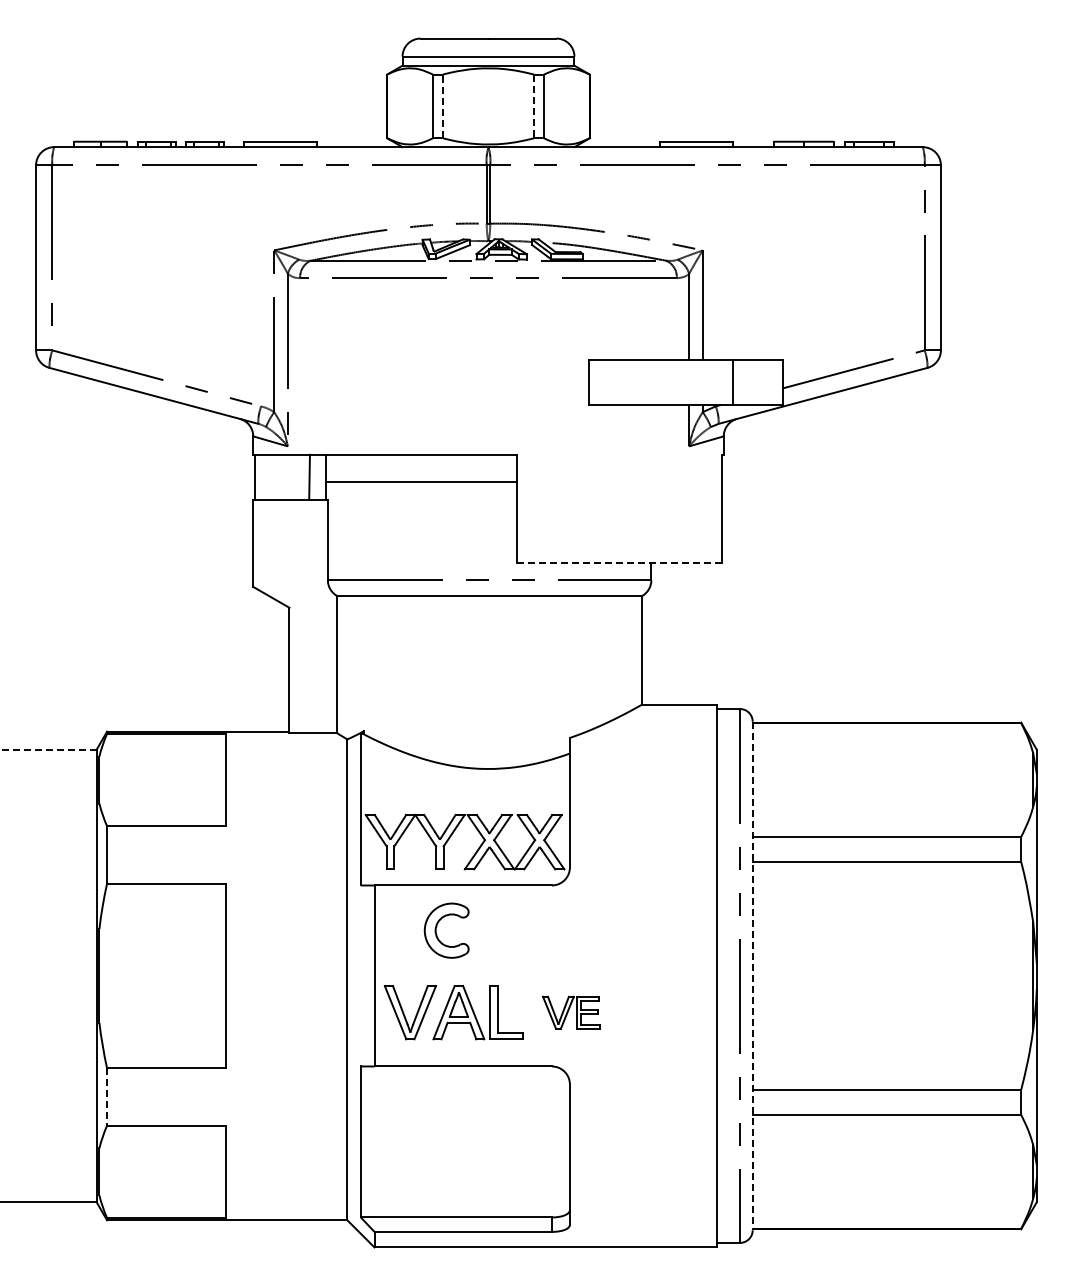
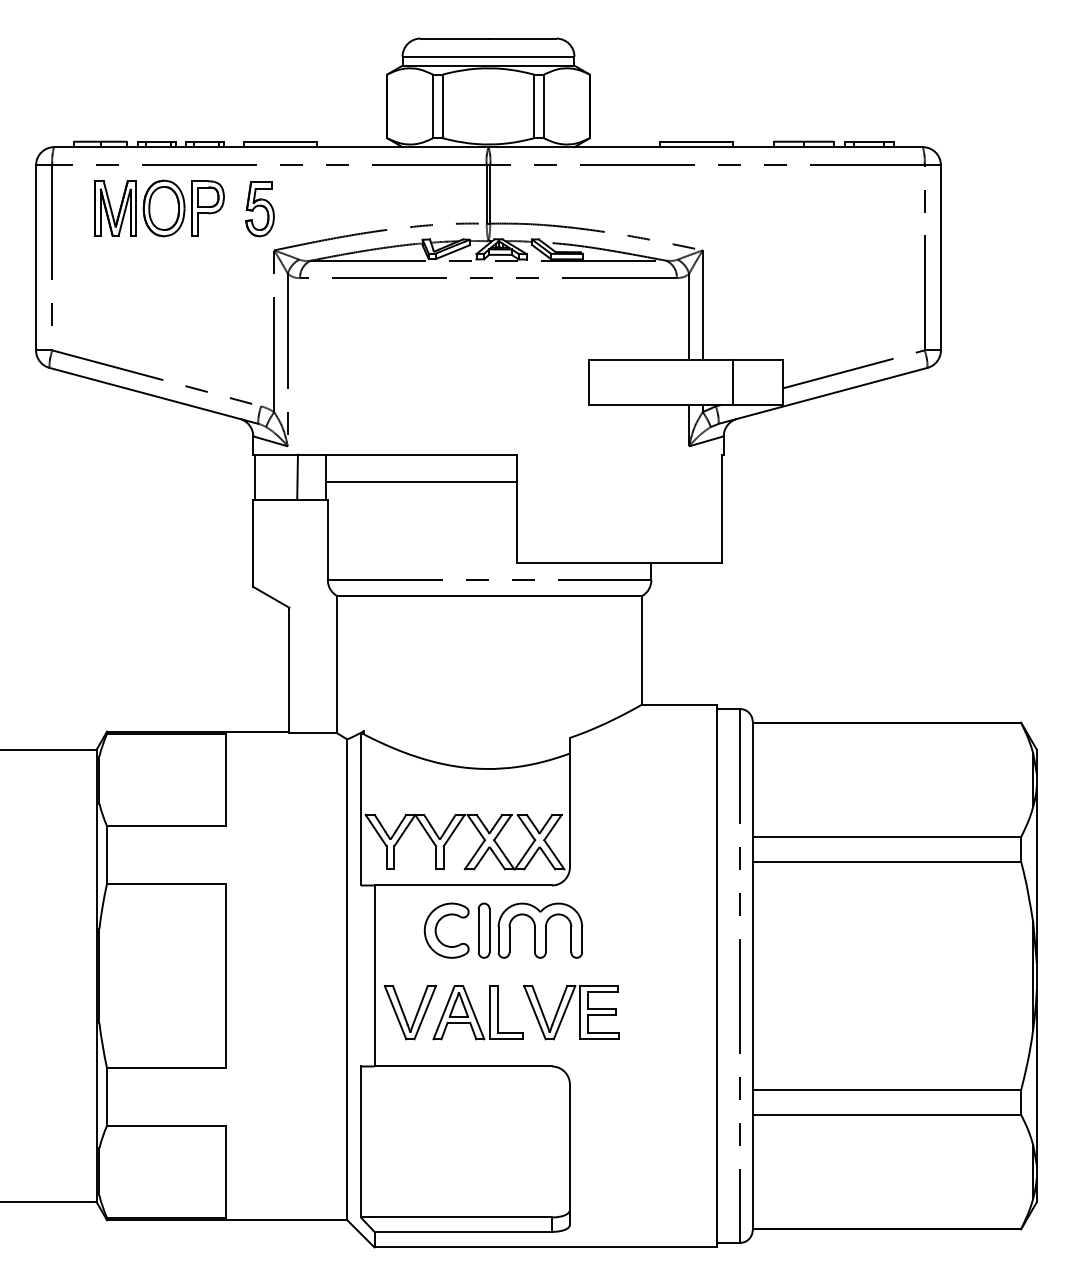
line: dashed -> solid (442, 106)
line: dashed -> solid (534, 106)
part: none -> present (159, 208)
part: none -> present (259, 209)
line position: (309, 477) -> (297, 477) (297, 477)
line: dashed -> solid (620, 563)
line: dashed -> solid (48, 749)
part: none -> present (530, 930)
line: dashed -> solid (752, 976)
part size: 59x35 px -> 97x56 px (571, 1012)
line: dashed -> solid (107, 1096)
